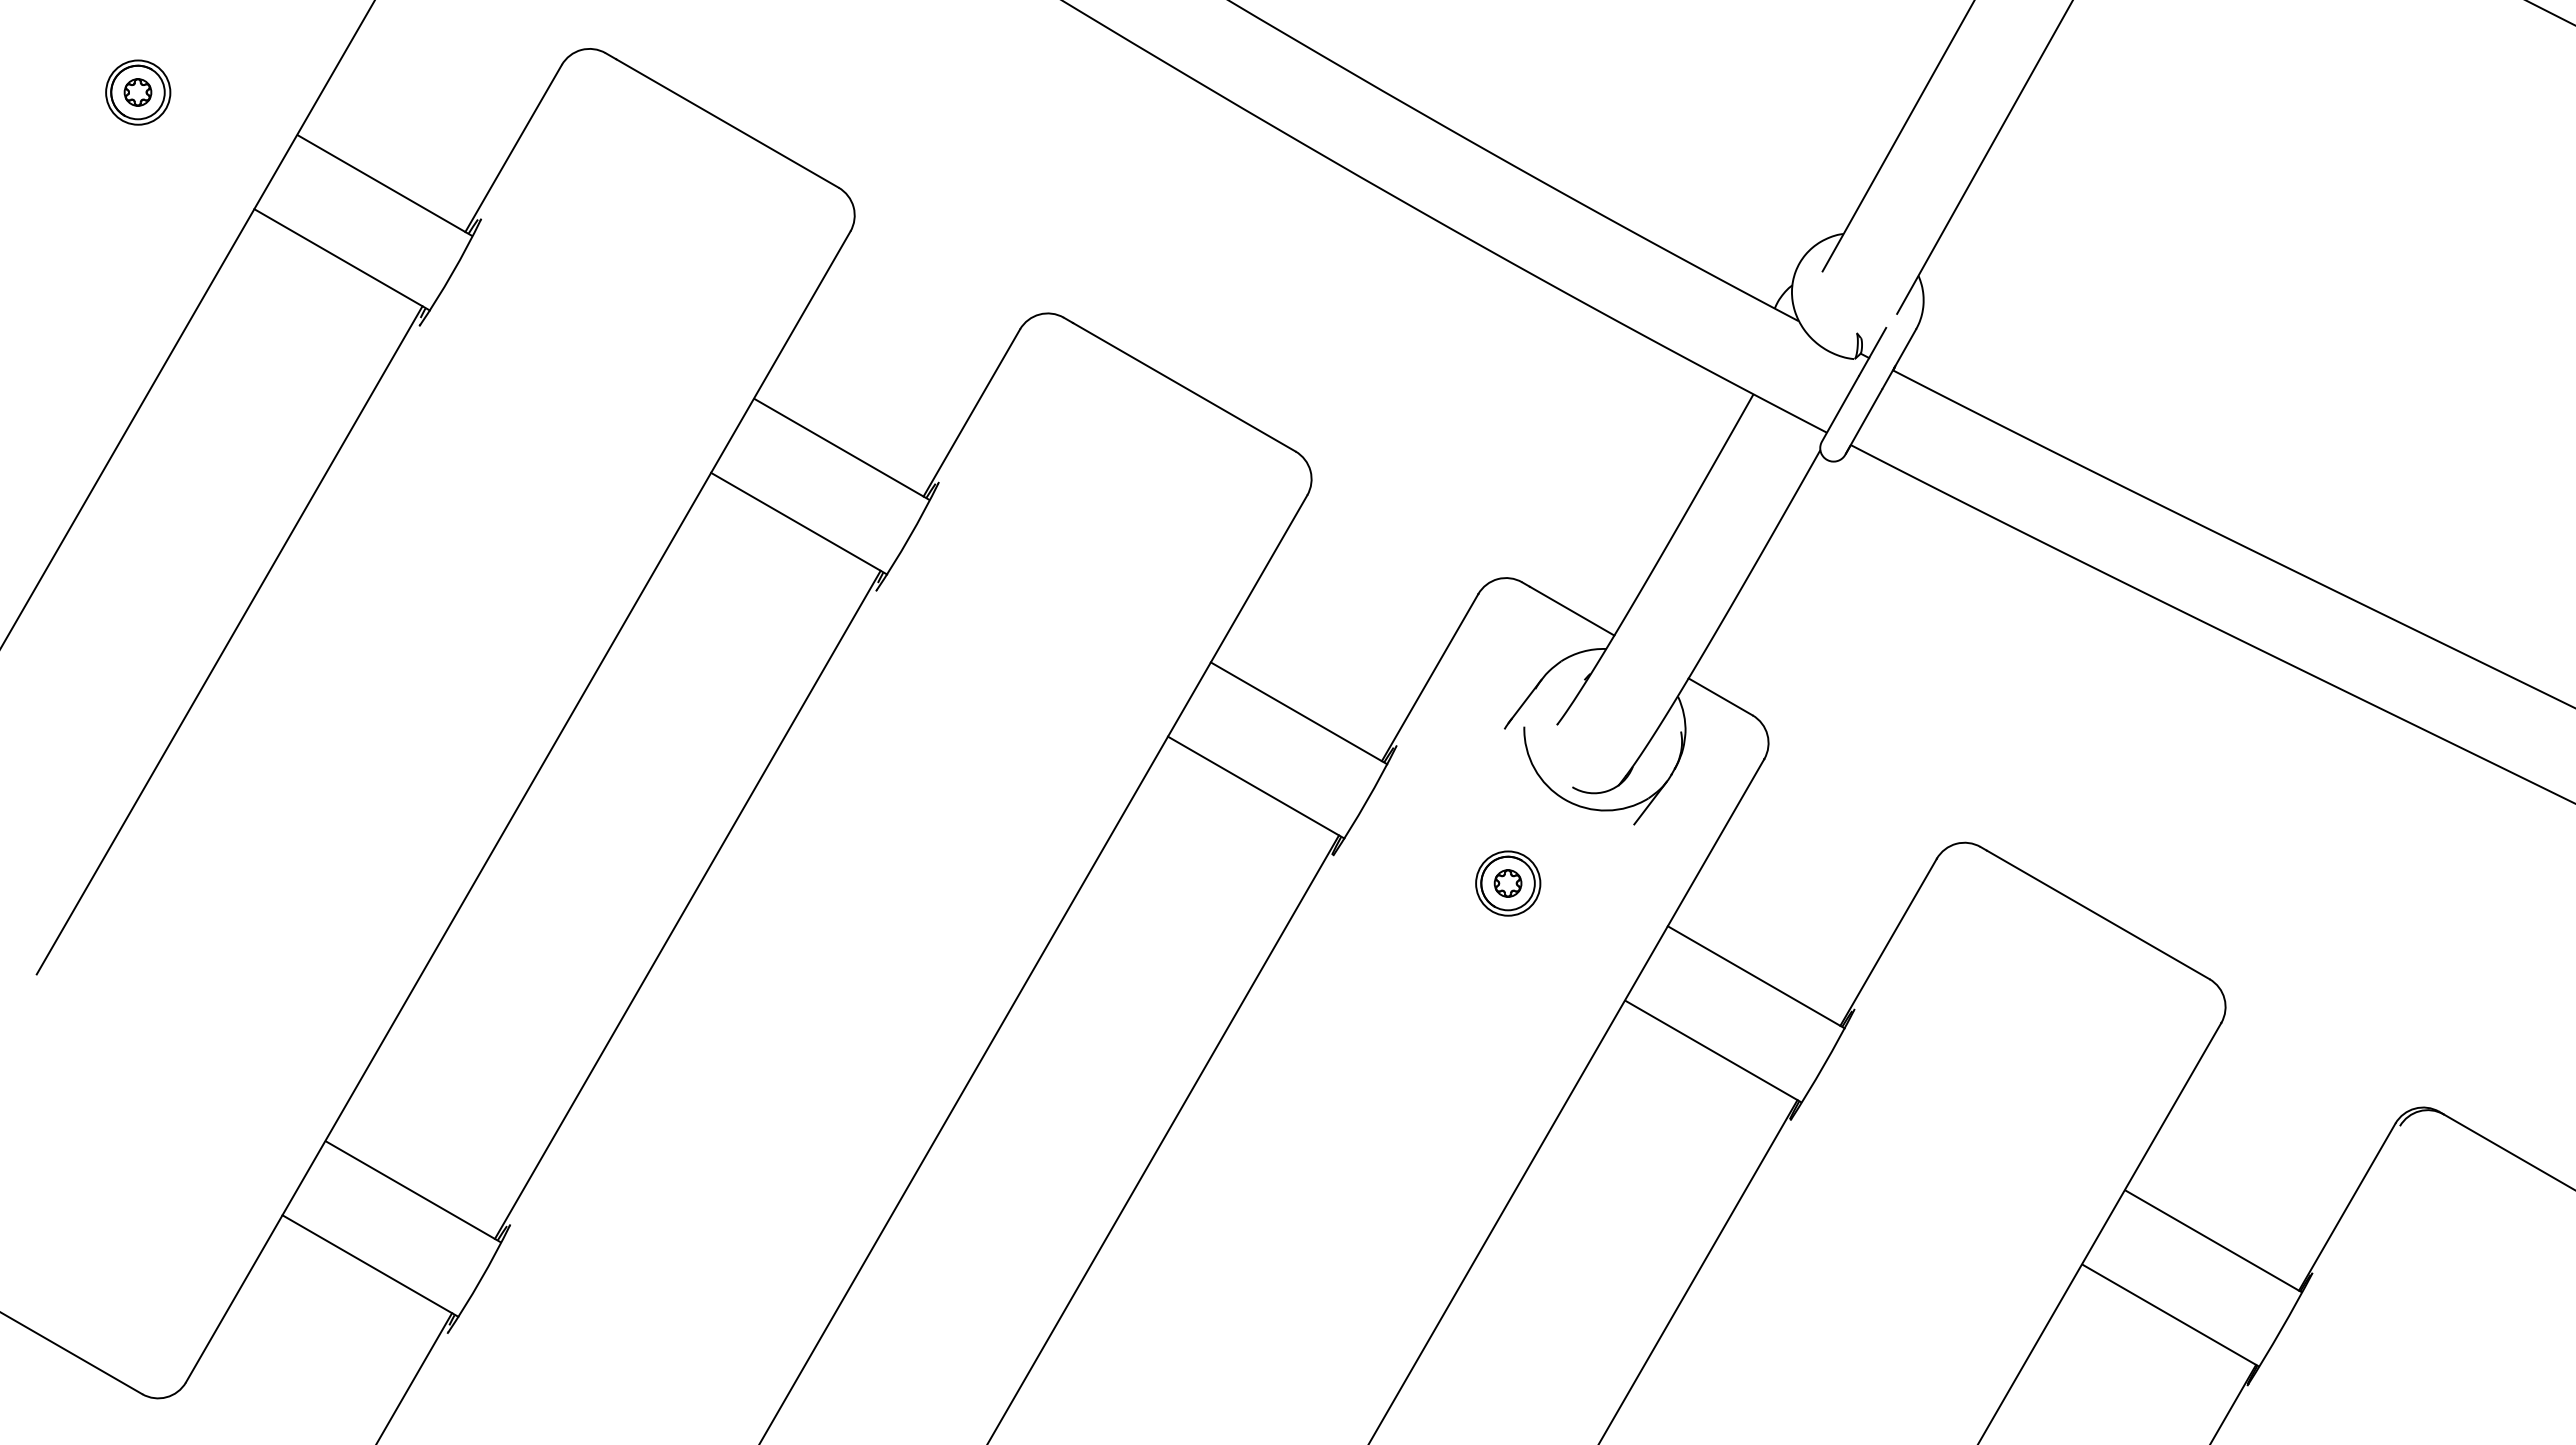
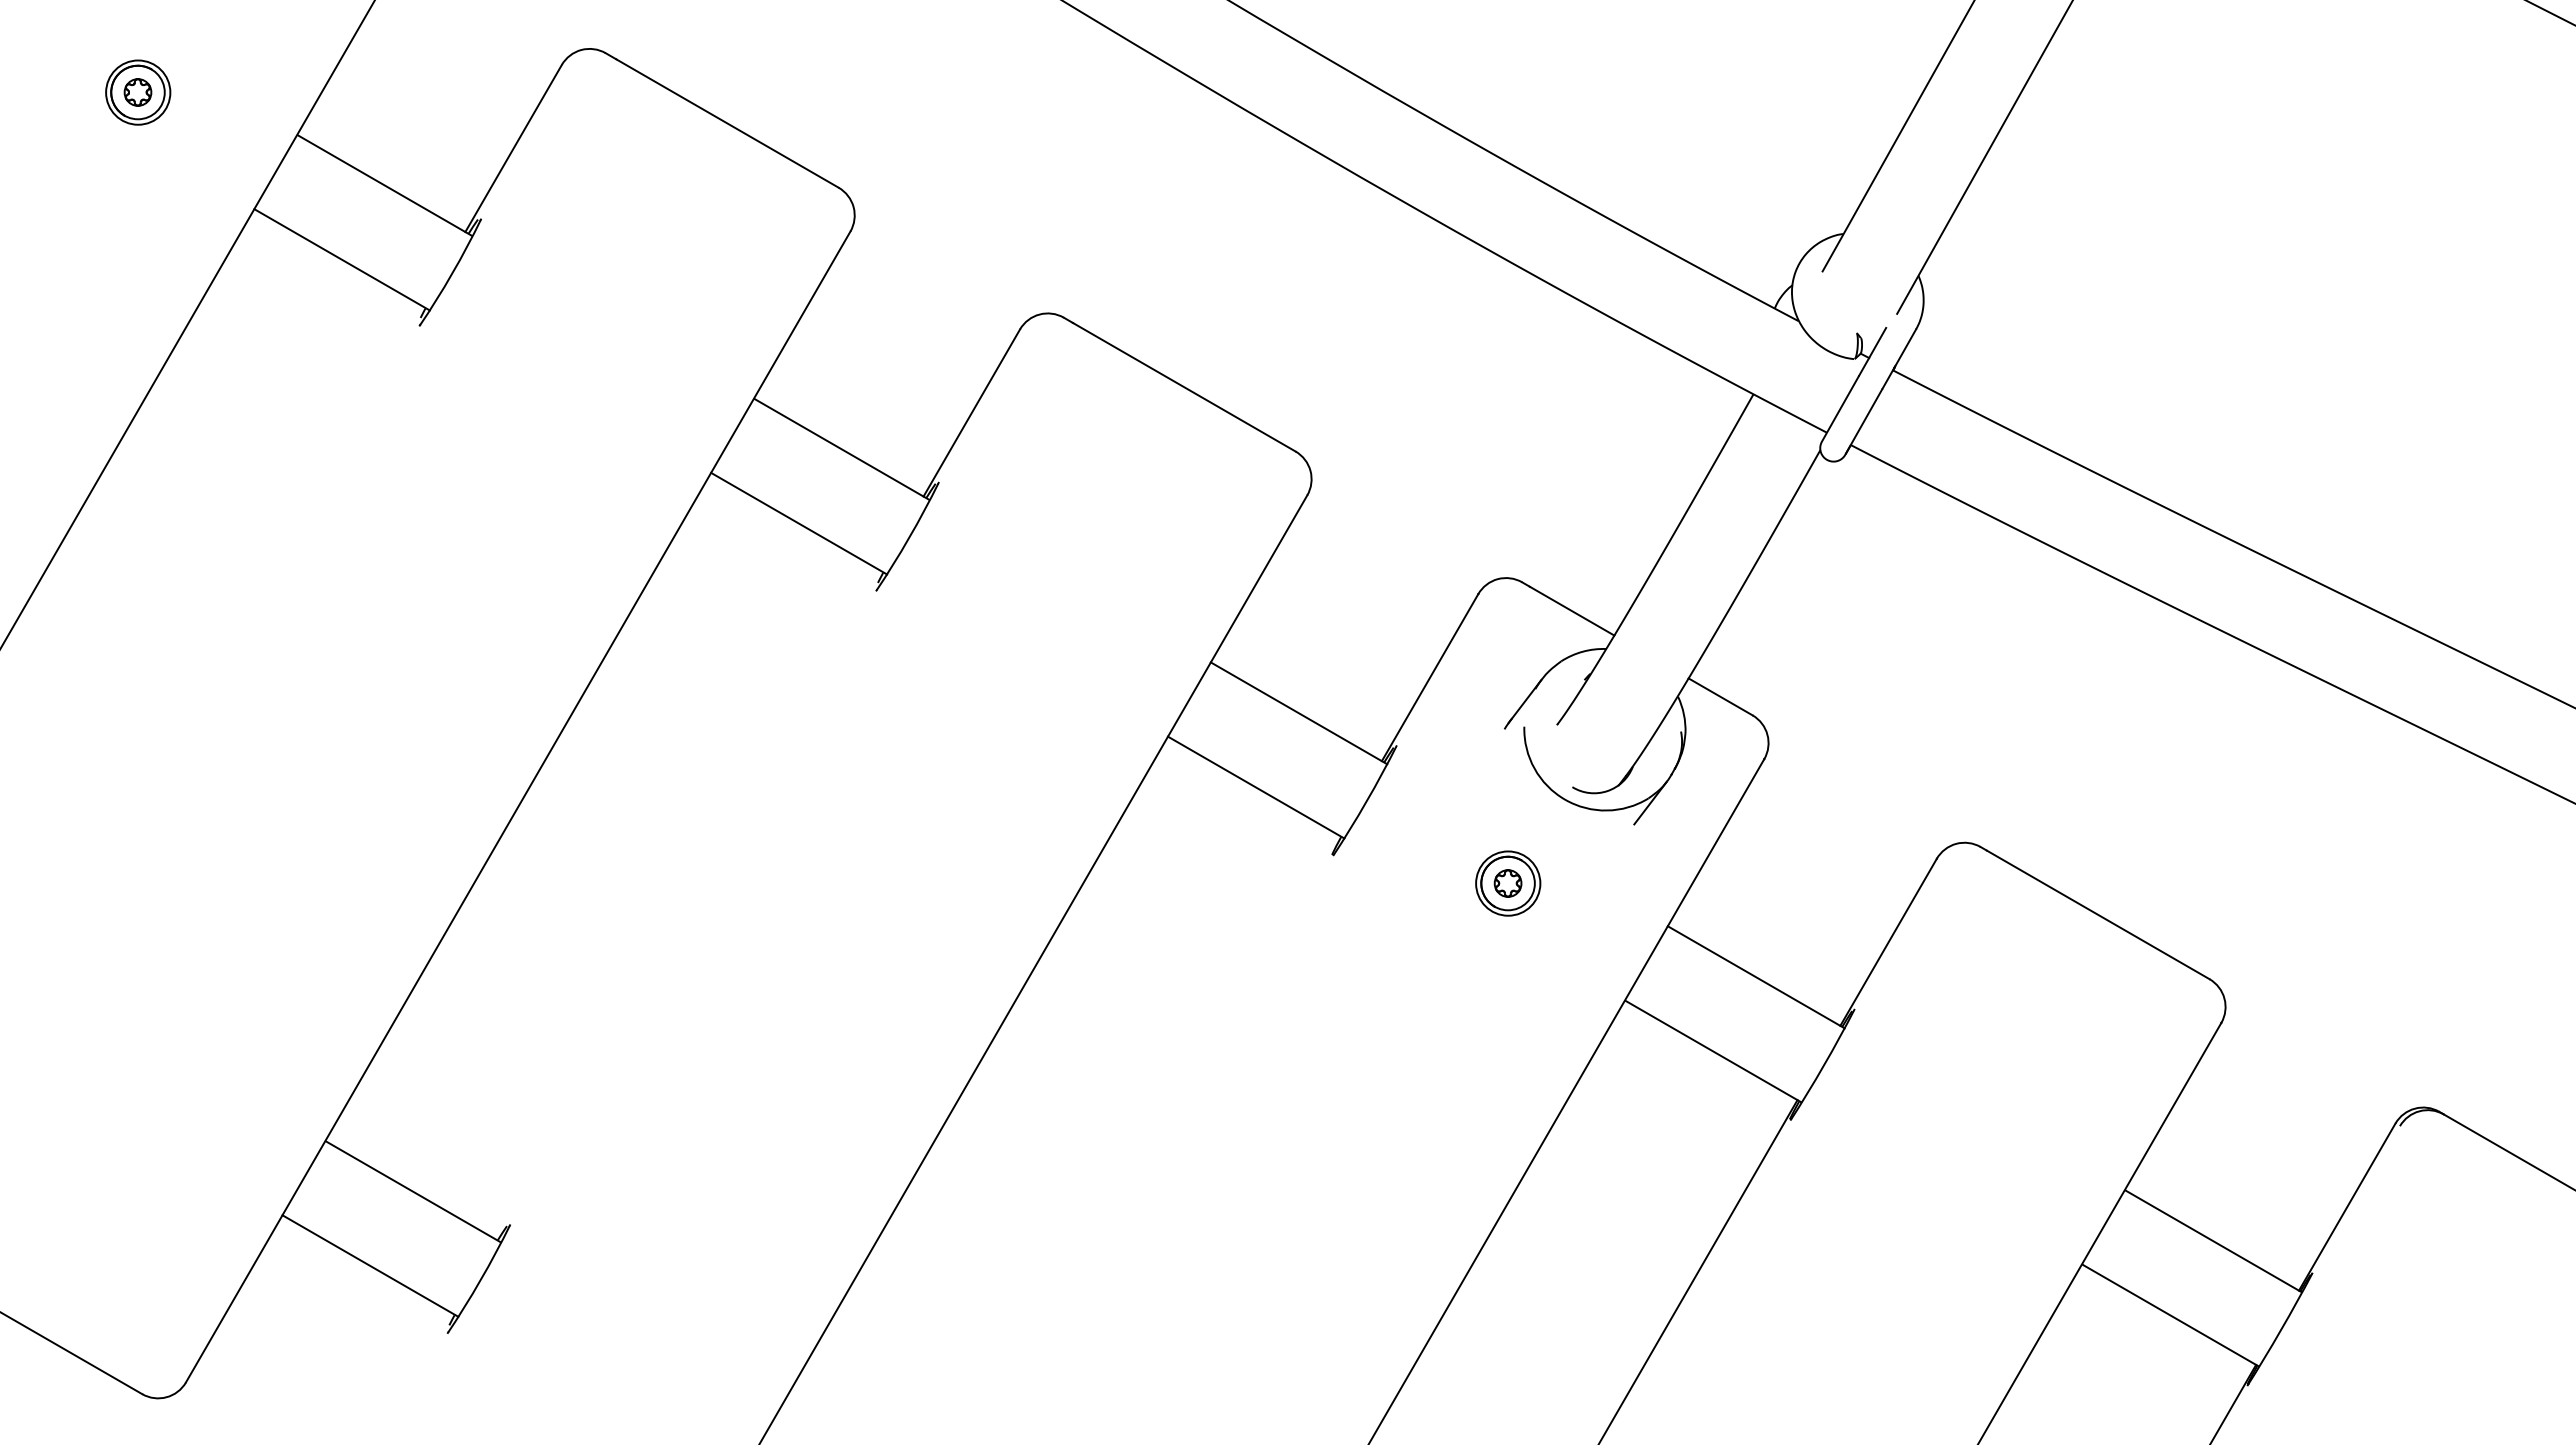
line: present -> none (229, 640)
line: present -> none (687, 904)
line: present -> none (1164, 1138)
line: present -> none (414, 1377)
